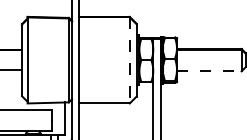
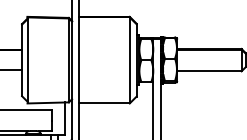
line: dashed -> solid (129, 60)
line: dashed -> solid (209, 71)
